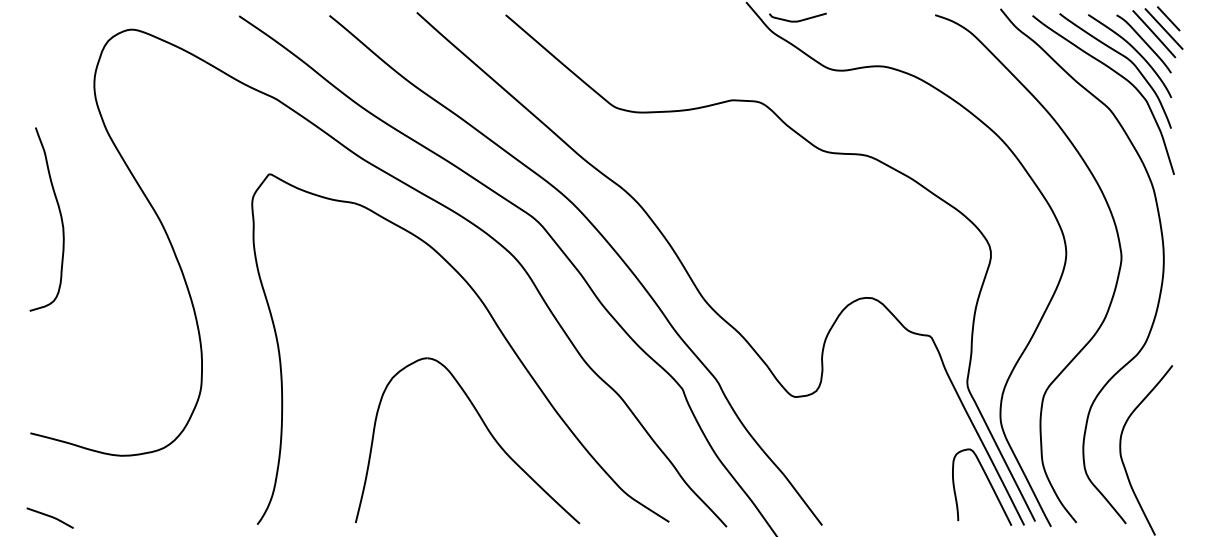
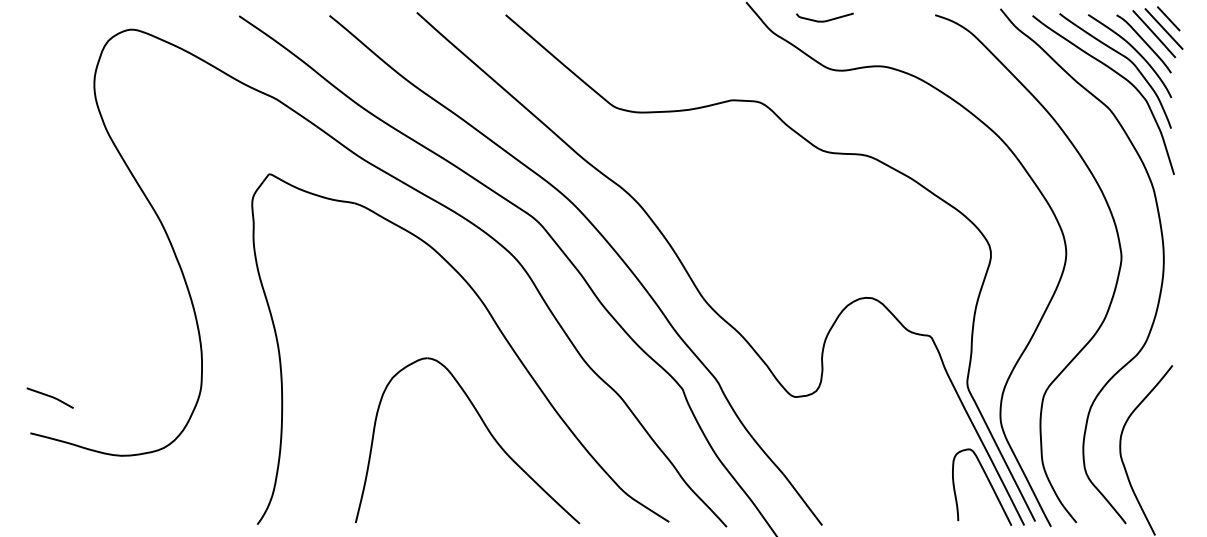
curve position: (797, 20) -> (824, 20) (824, 20)
curve: present -> none (59, 214)
curve position: (49, 517) -> (49, 397) (49, 397)
